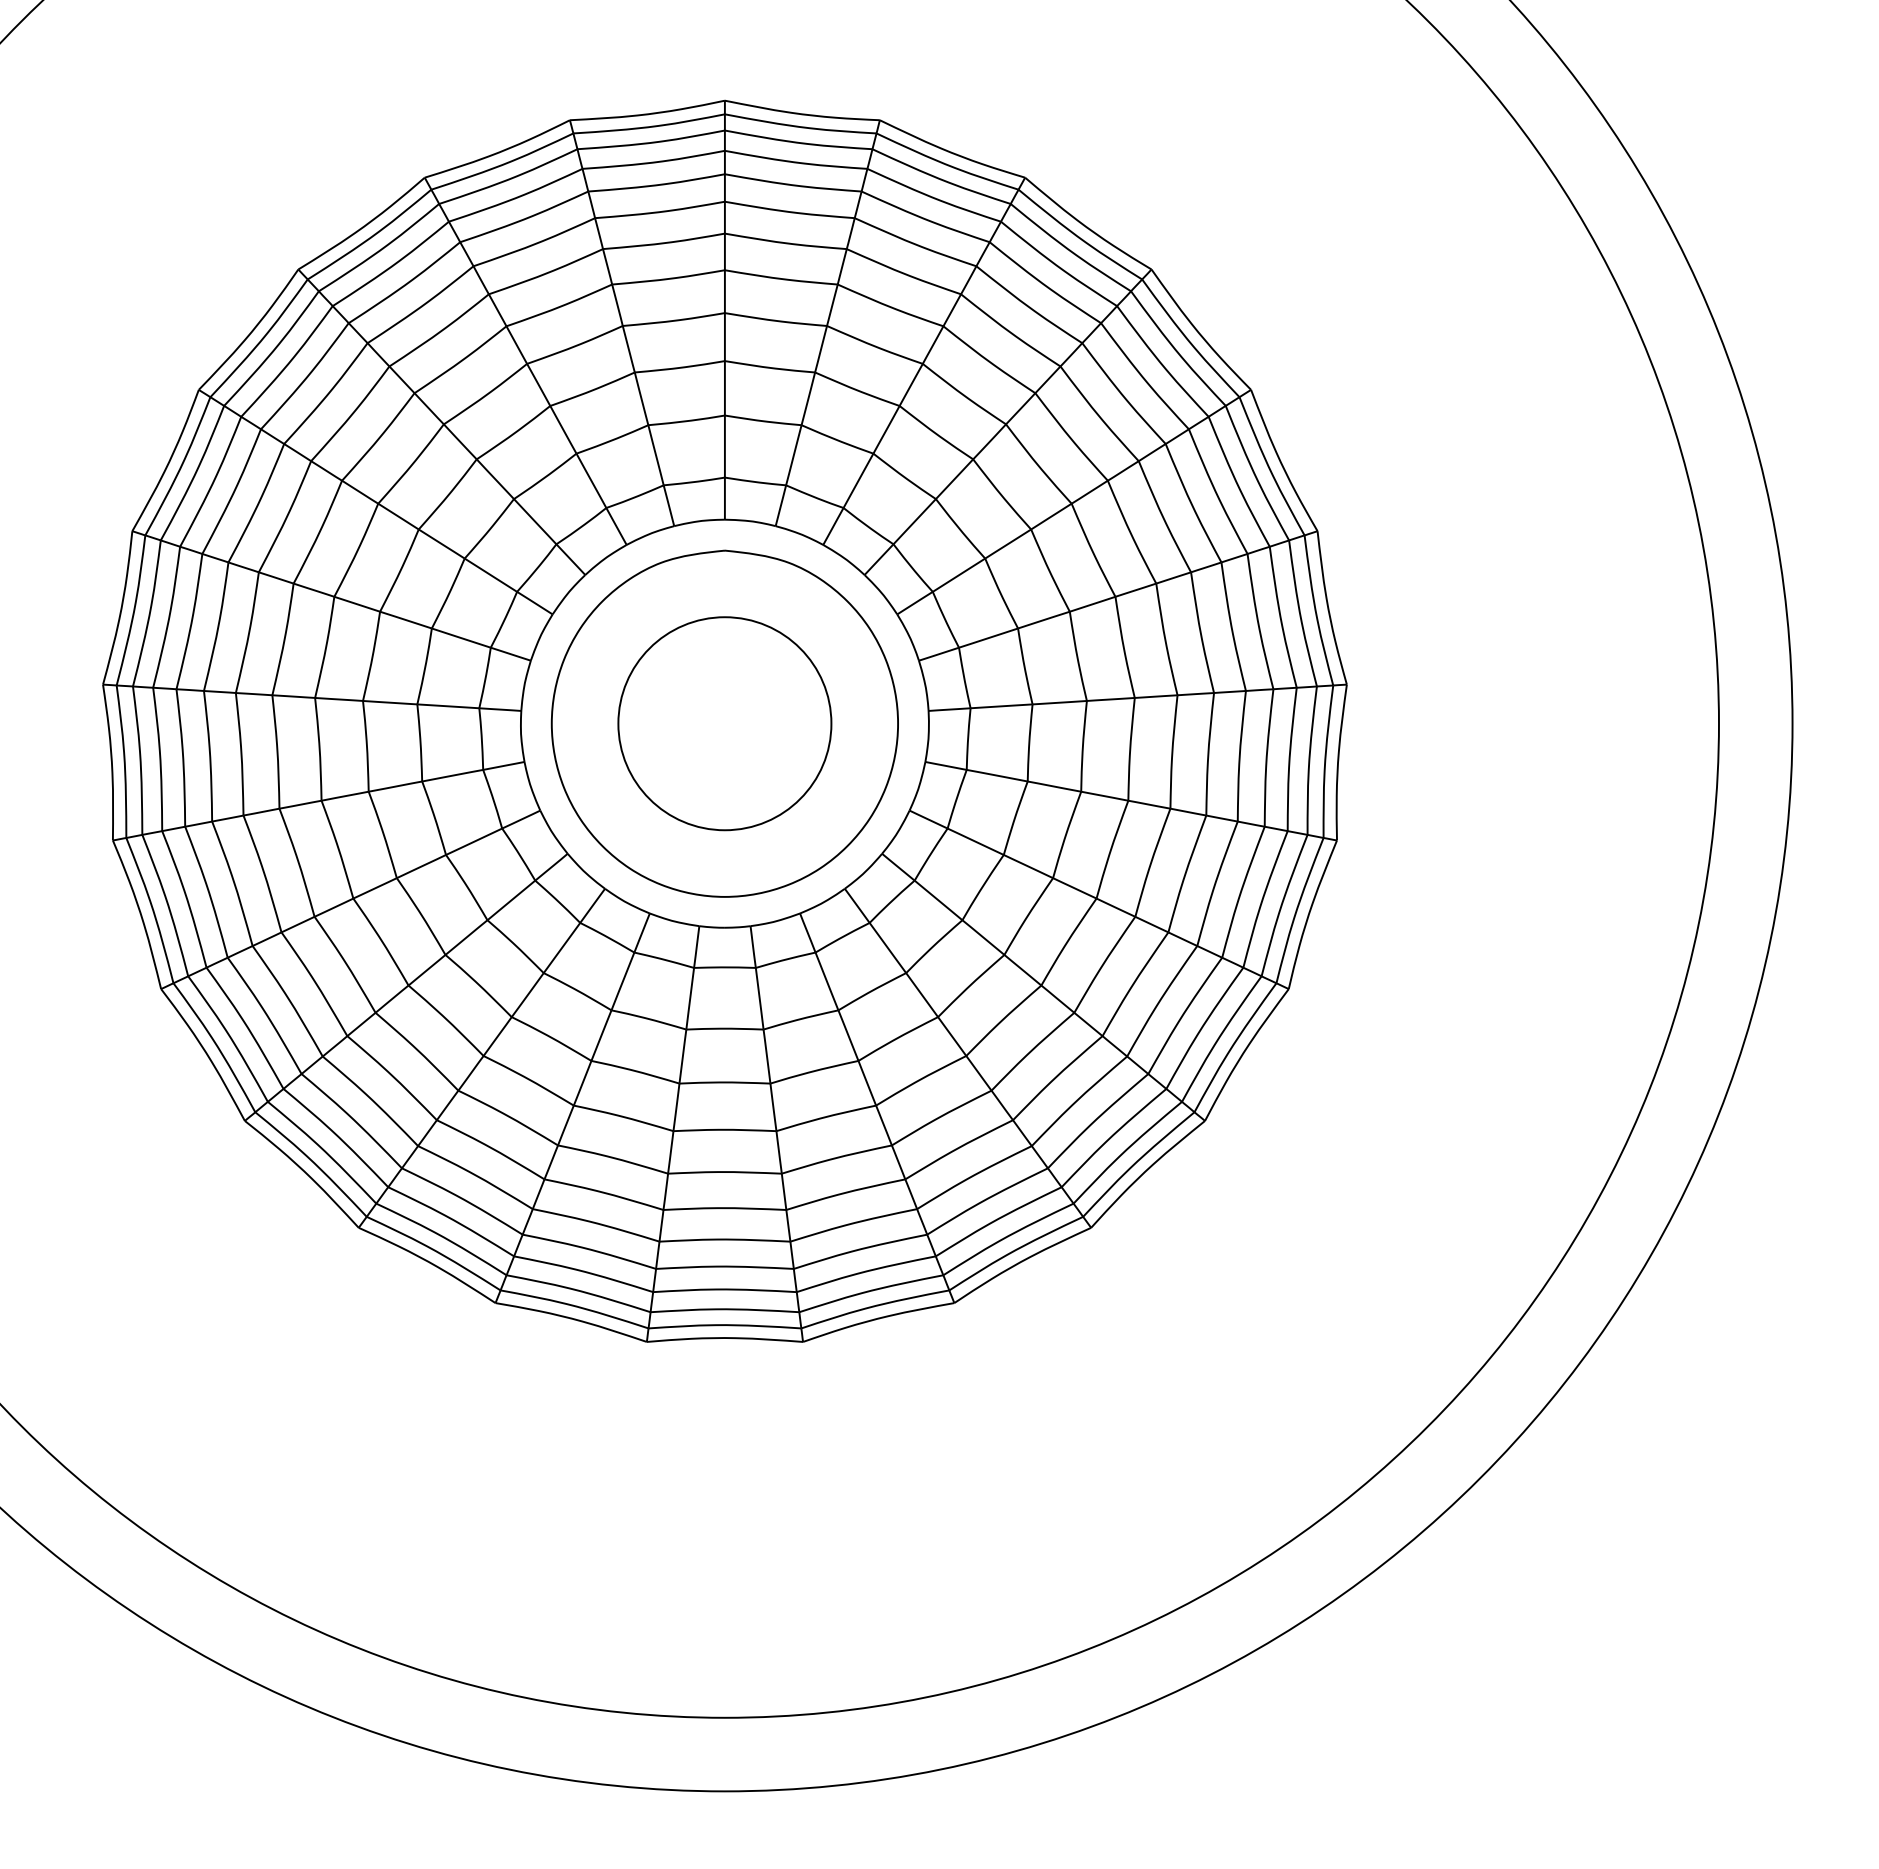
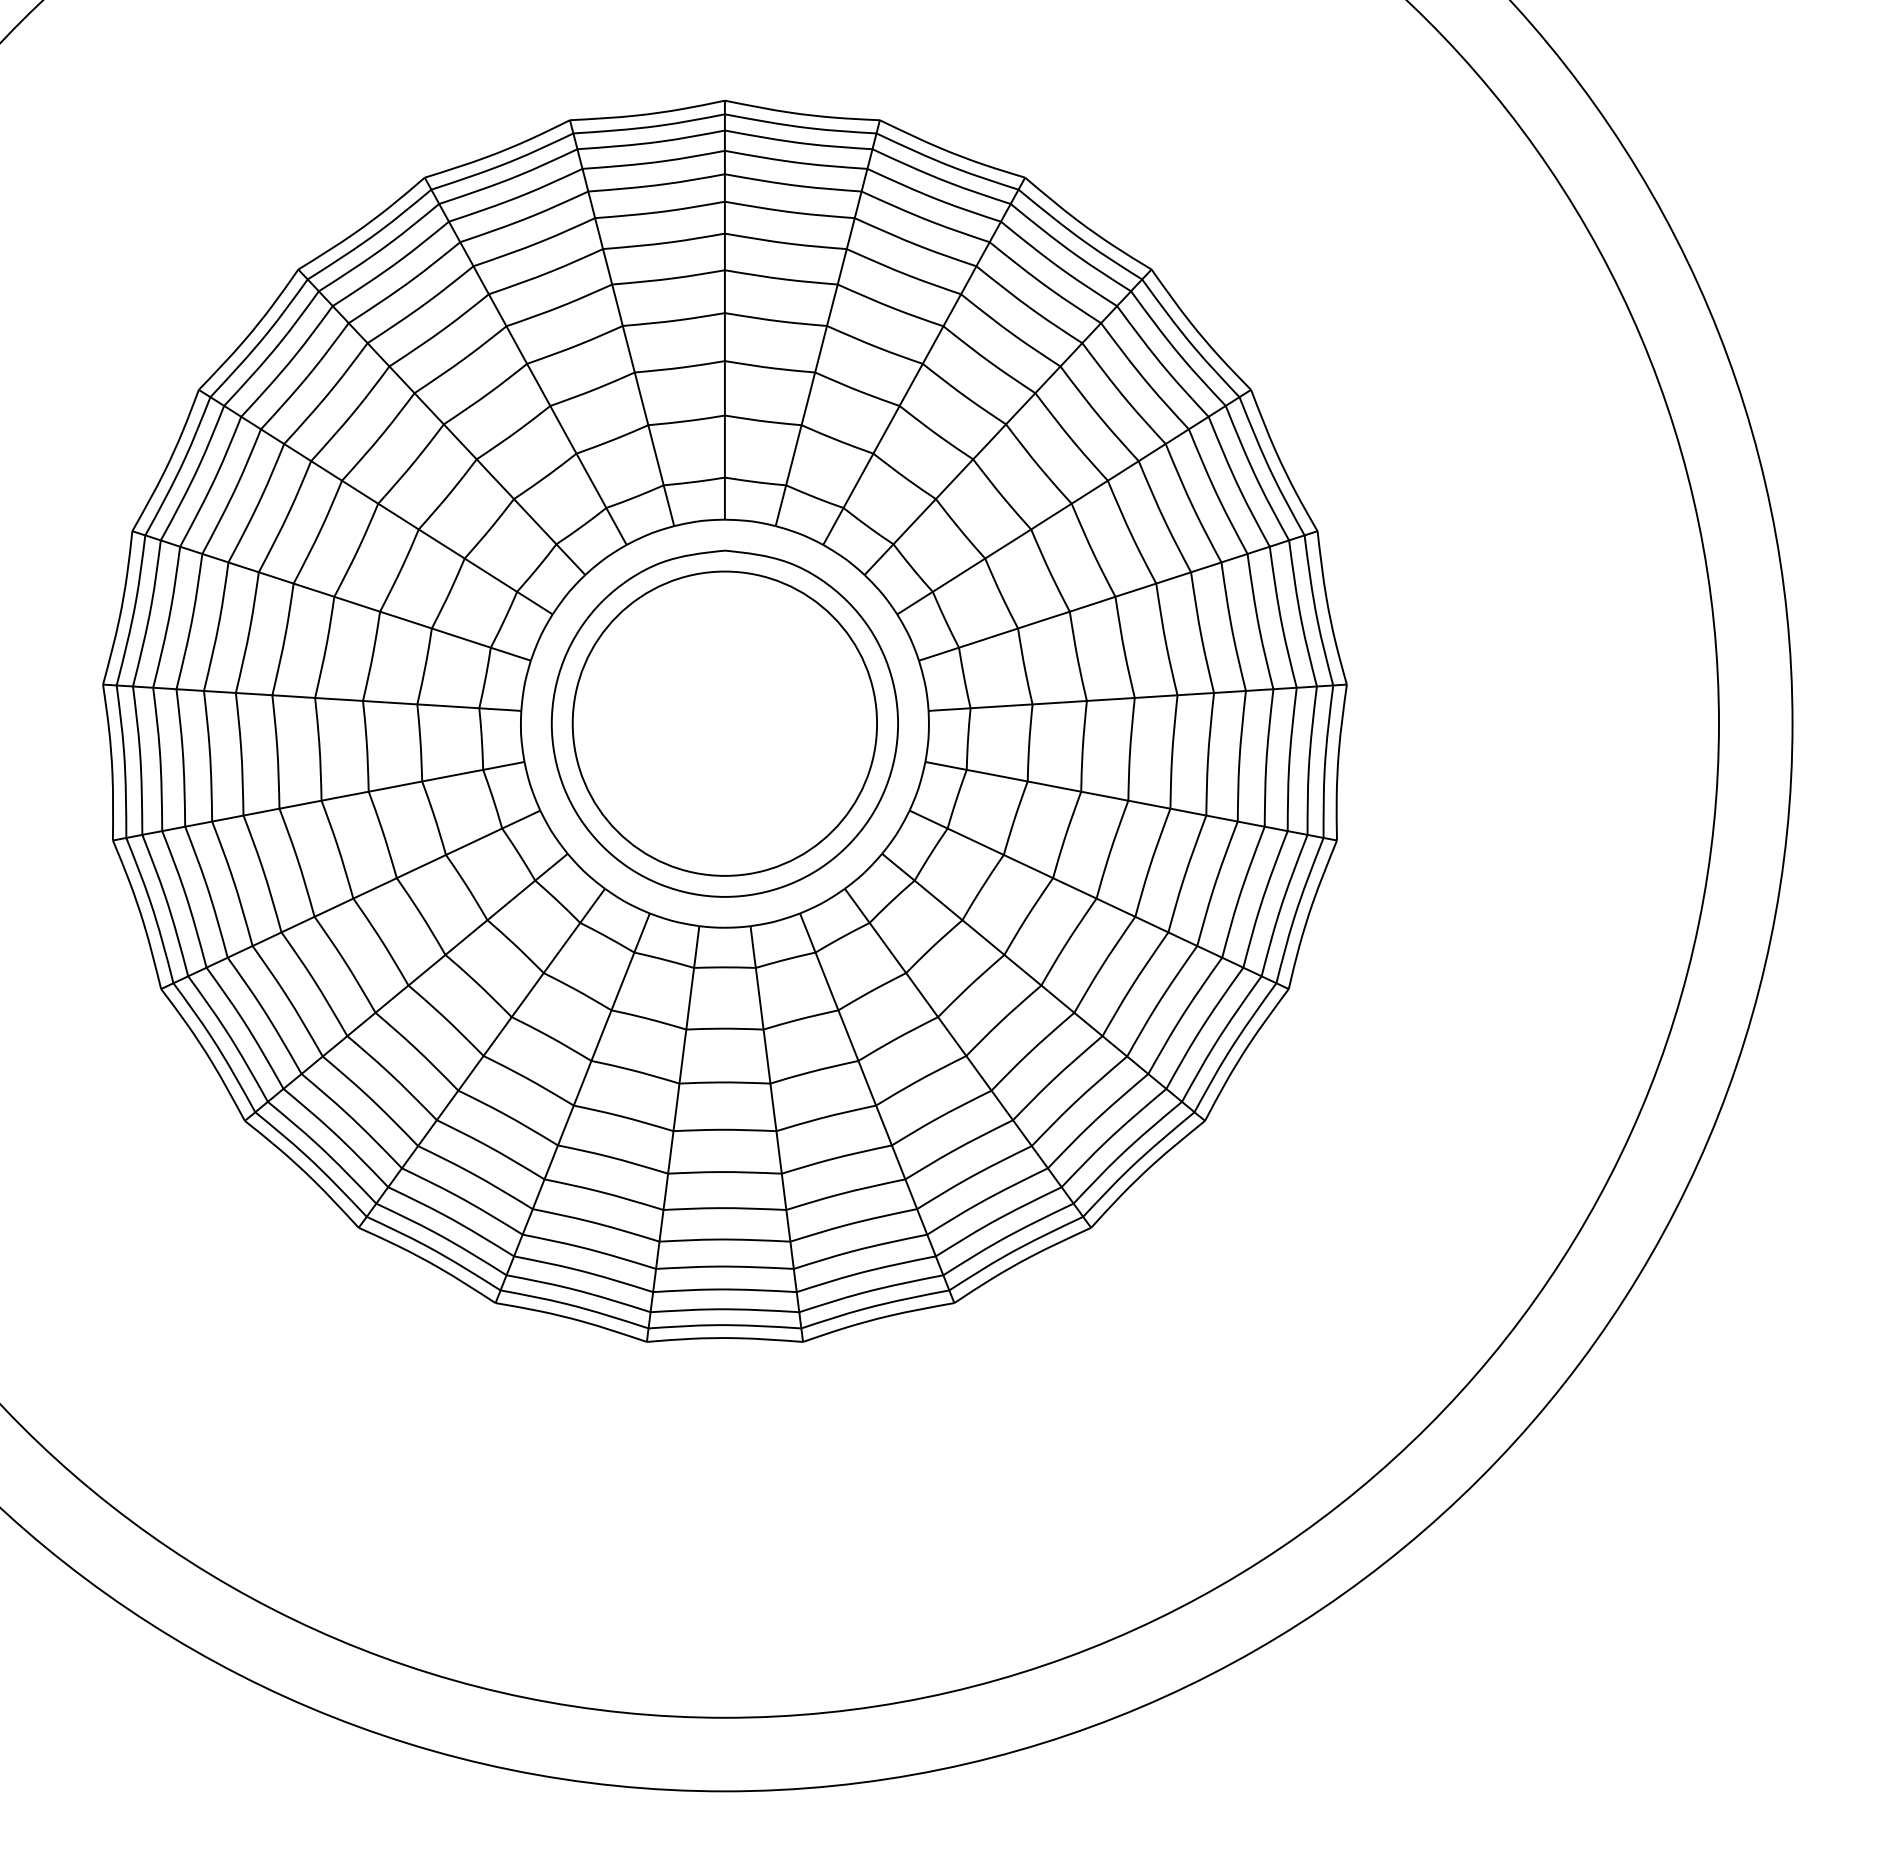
circle diameter: 213 px -> 304 px (724, 723)
